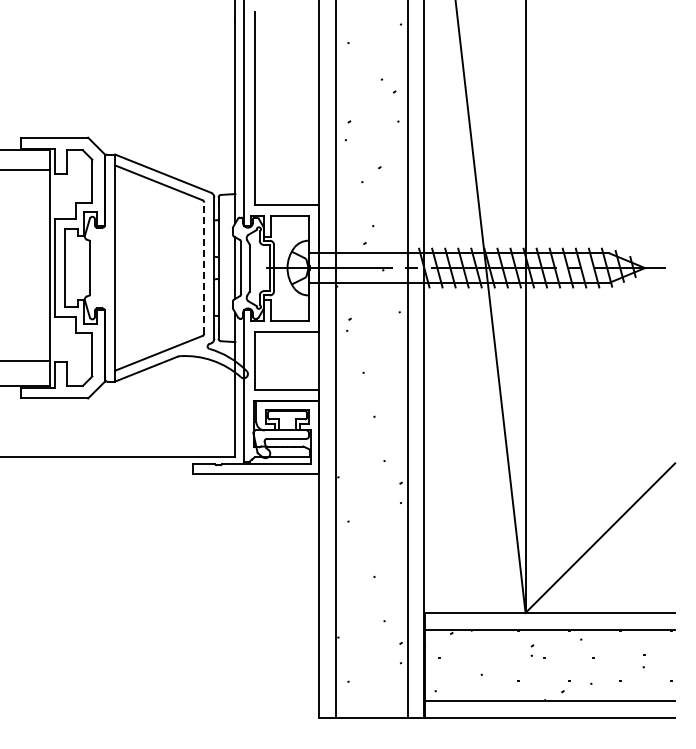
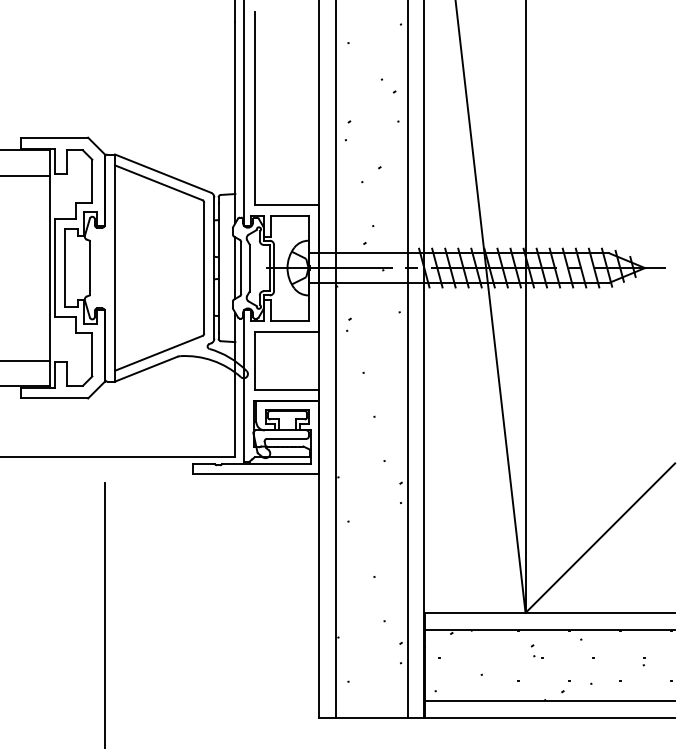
line position: (26, 169) -> (26, 175) (26, 175)
line: dashed -> solid (204, 267)
line: none -> present (104, 613)
part size: 16x5 px -> 11x4 px (538, 656)
part size: 4x15 px -> 4x10 px (643, 661)
